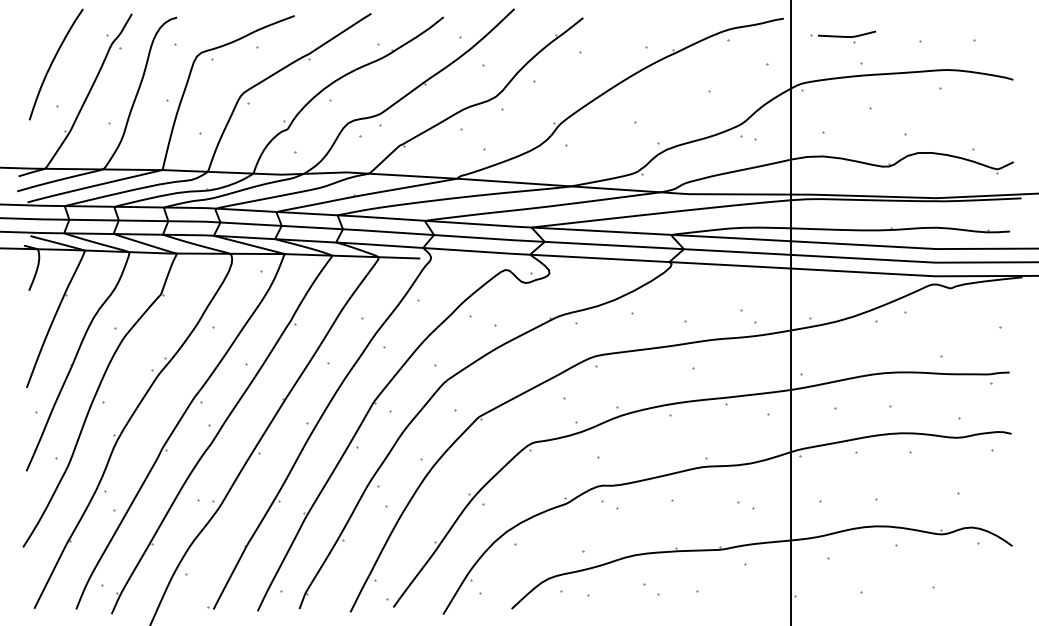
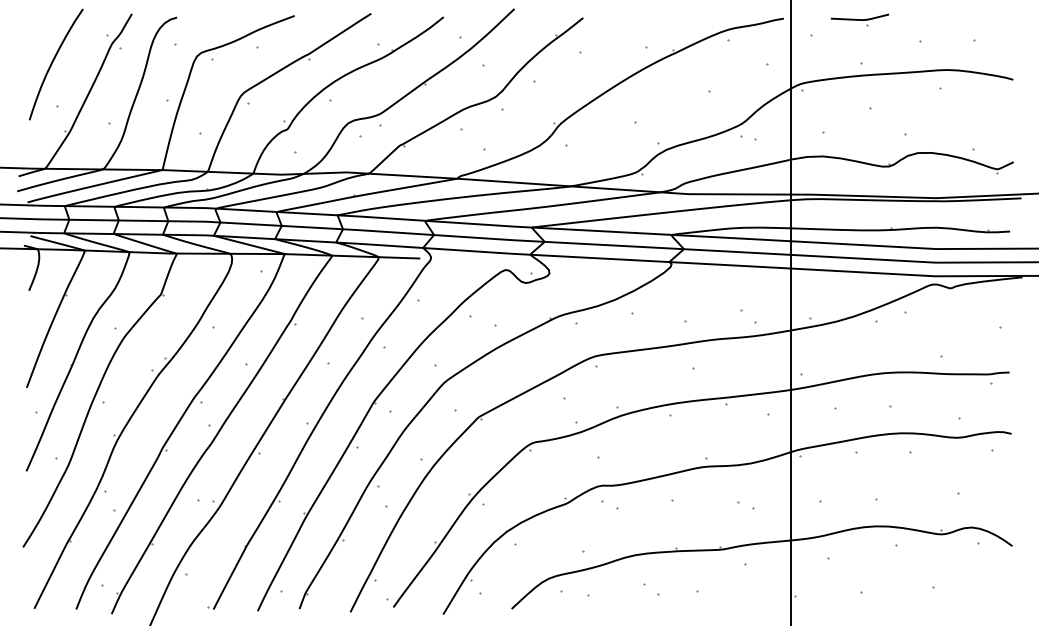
part position: (846, 36) -> (859, 19) (859, 19)
